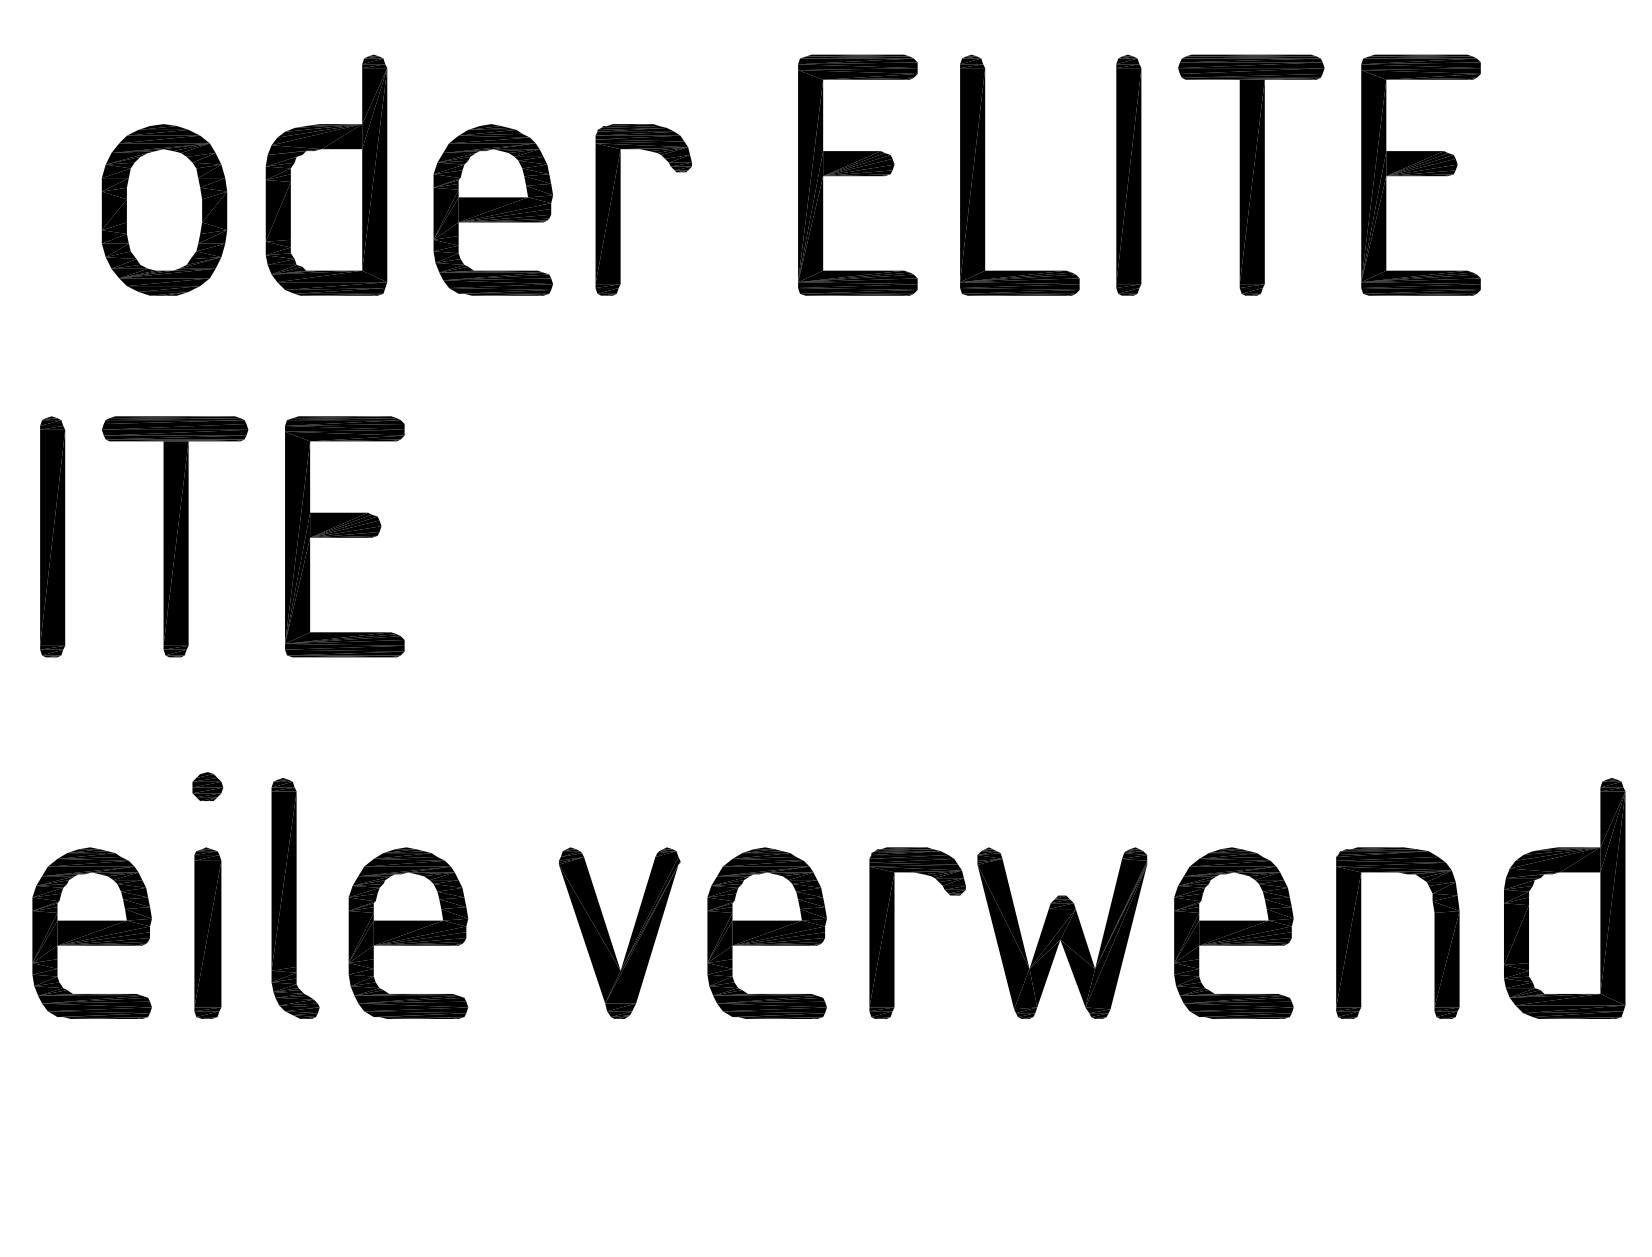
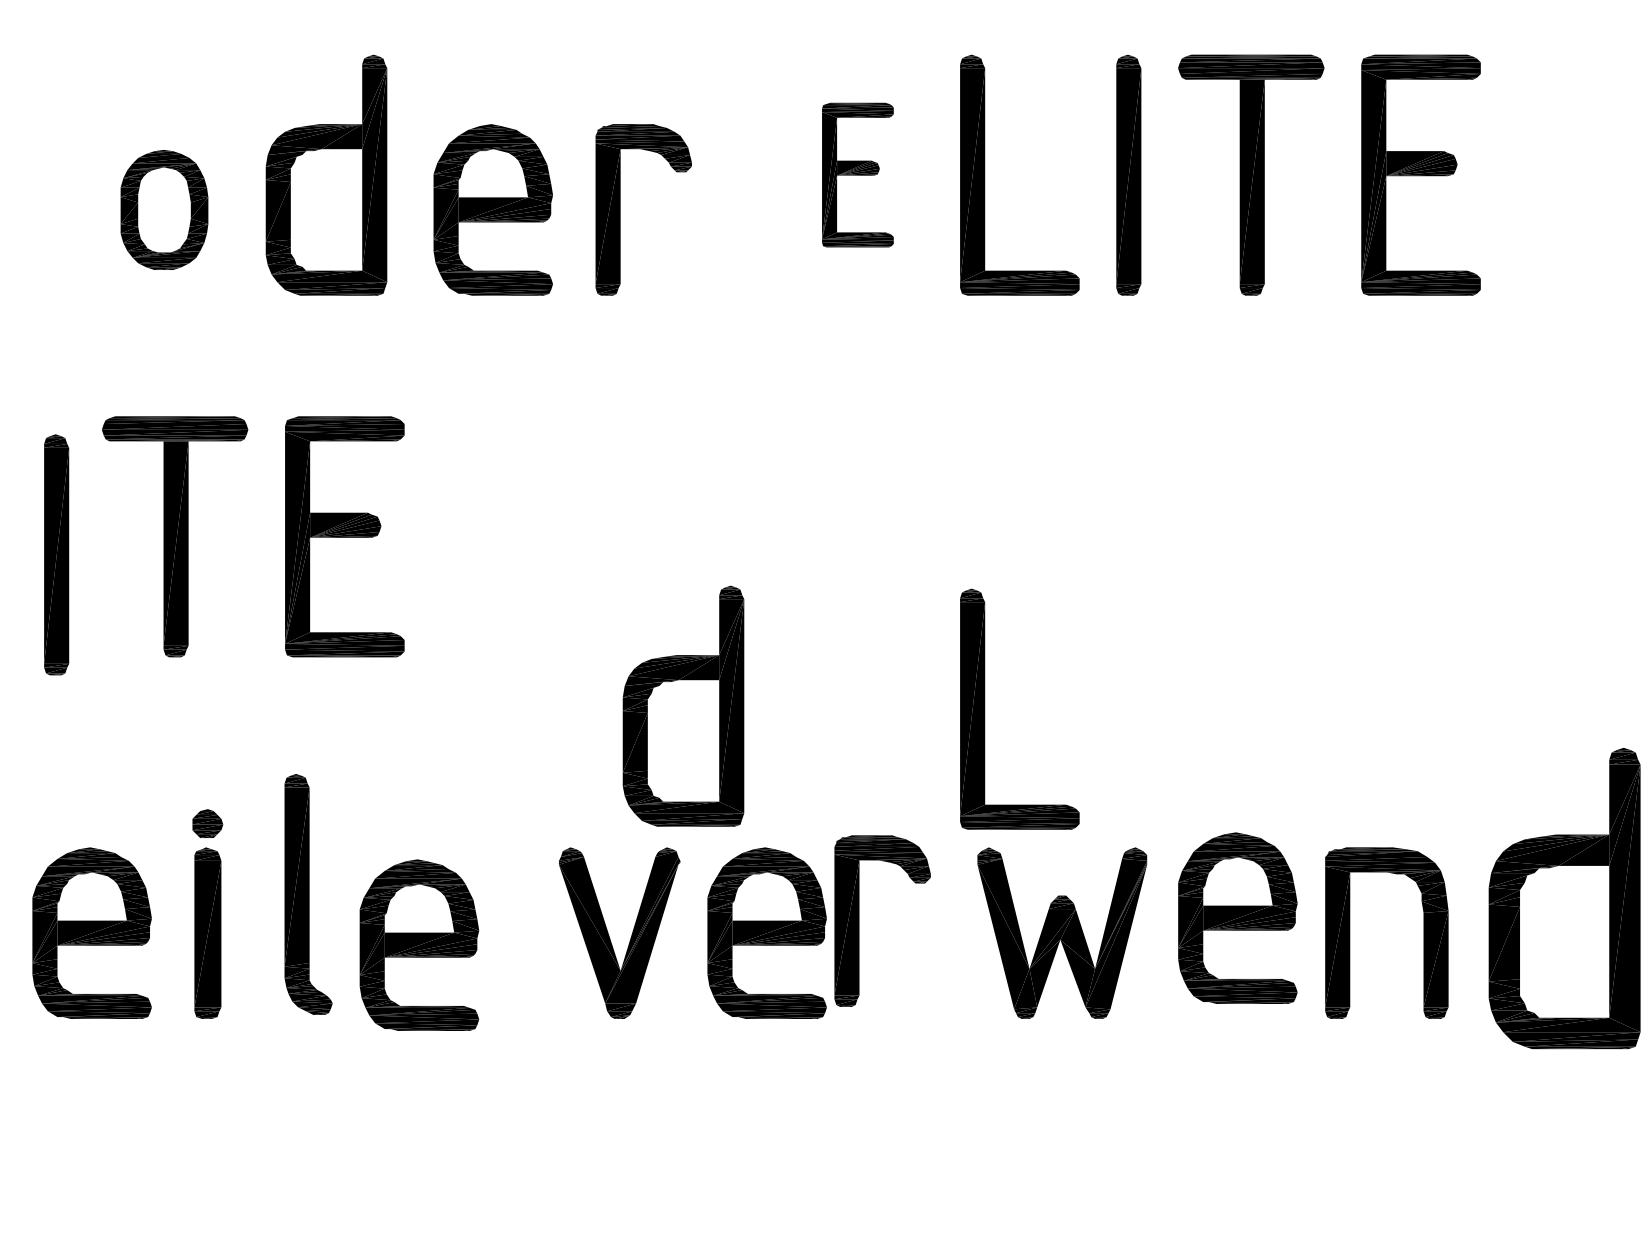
part size: 120x242 px -> 72x146 px (857, 174)
part size: 127x172 px -> 89x120 px (164, 209)
part position: (52, 536) -> (56, 554) (56, 554)
part: none -> present (683, 705)
part: none -> present (985, 708)
part position: (207, 786) -> (207, 823) (207, 823)
part position: (295, 898) -> (308, 894) (308, 894)
part size: 122x241 px -> 153x303 px (1564, 898)
part position: (408, 932) -> (419, 944) (419, 944)
part position: (894, 932) -> (859, 920) (859, 920)
part position: (1233, 932) -> (1237, 917) (1237, 917)
part position: (1361, 932) -> (1350, 932) (1350, 932)
